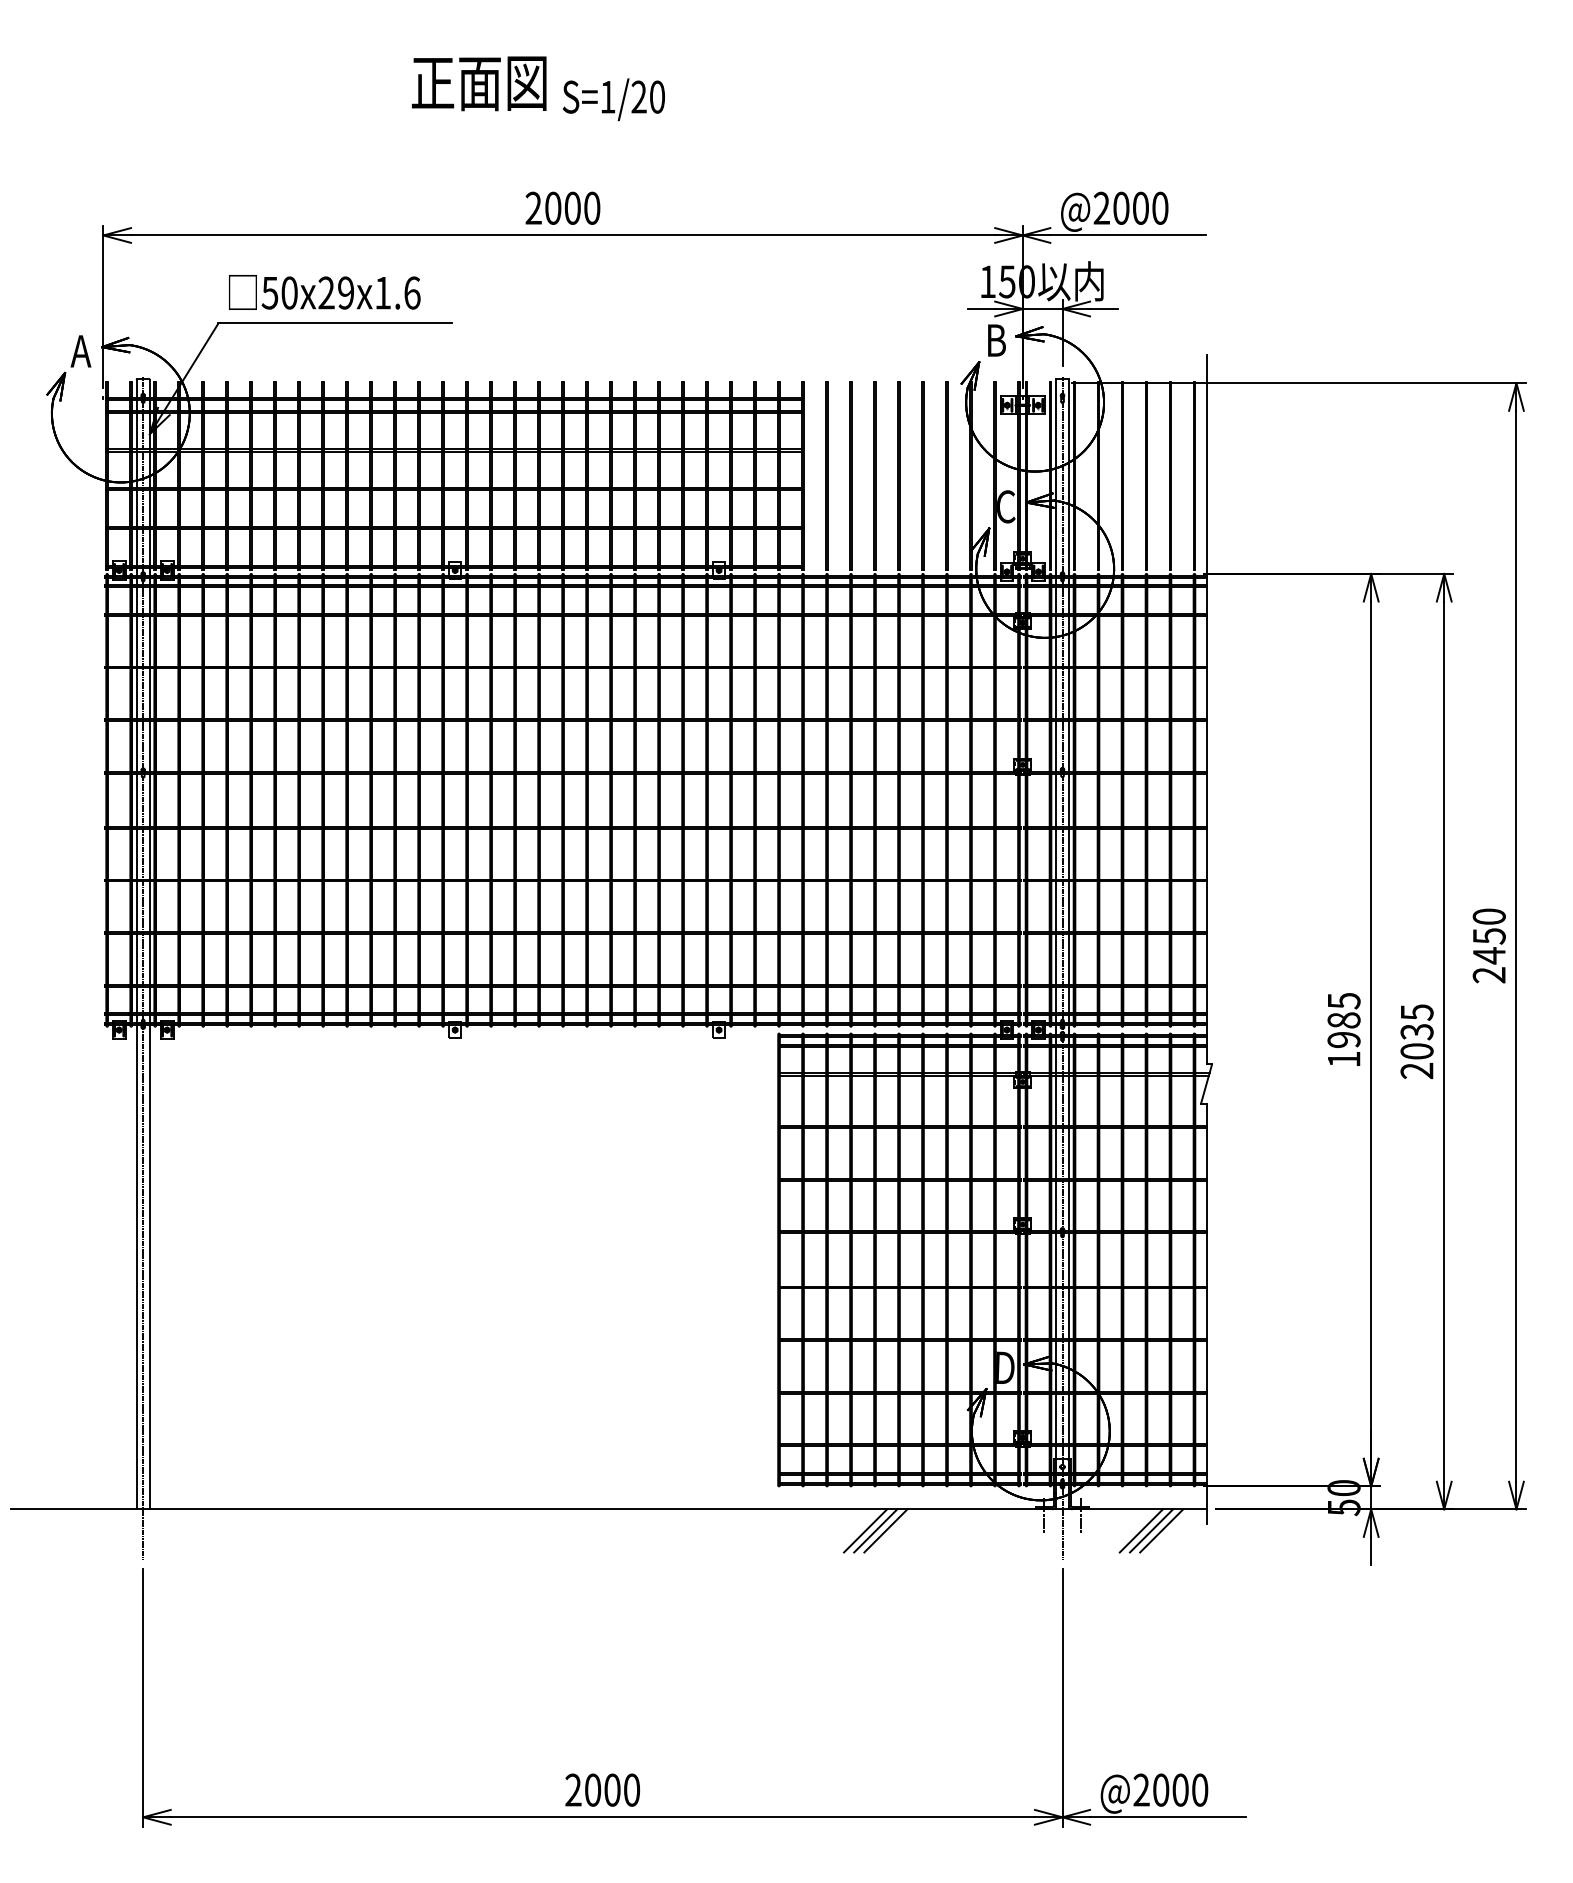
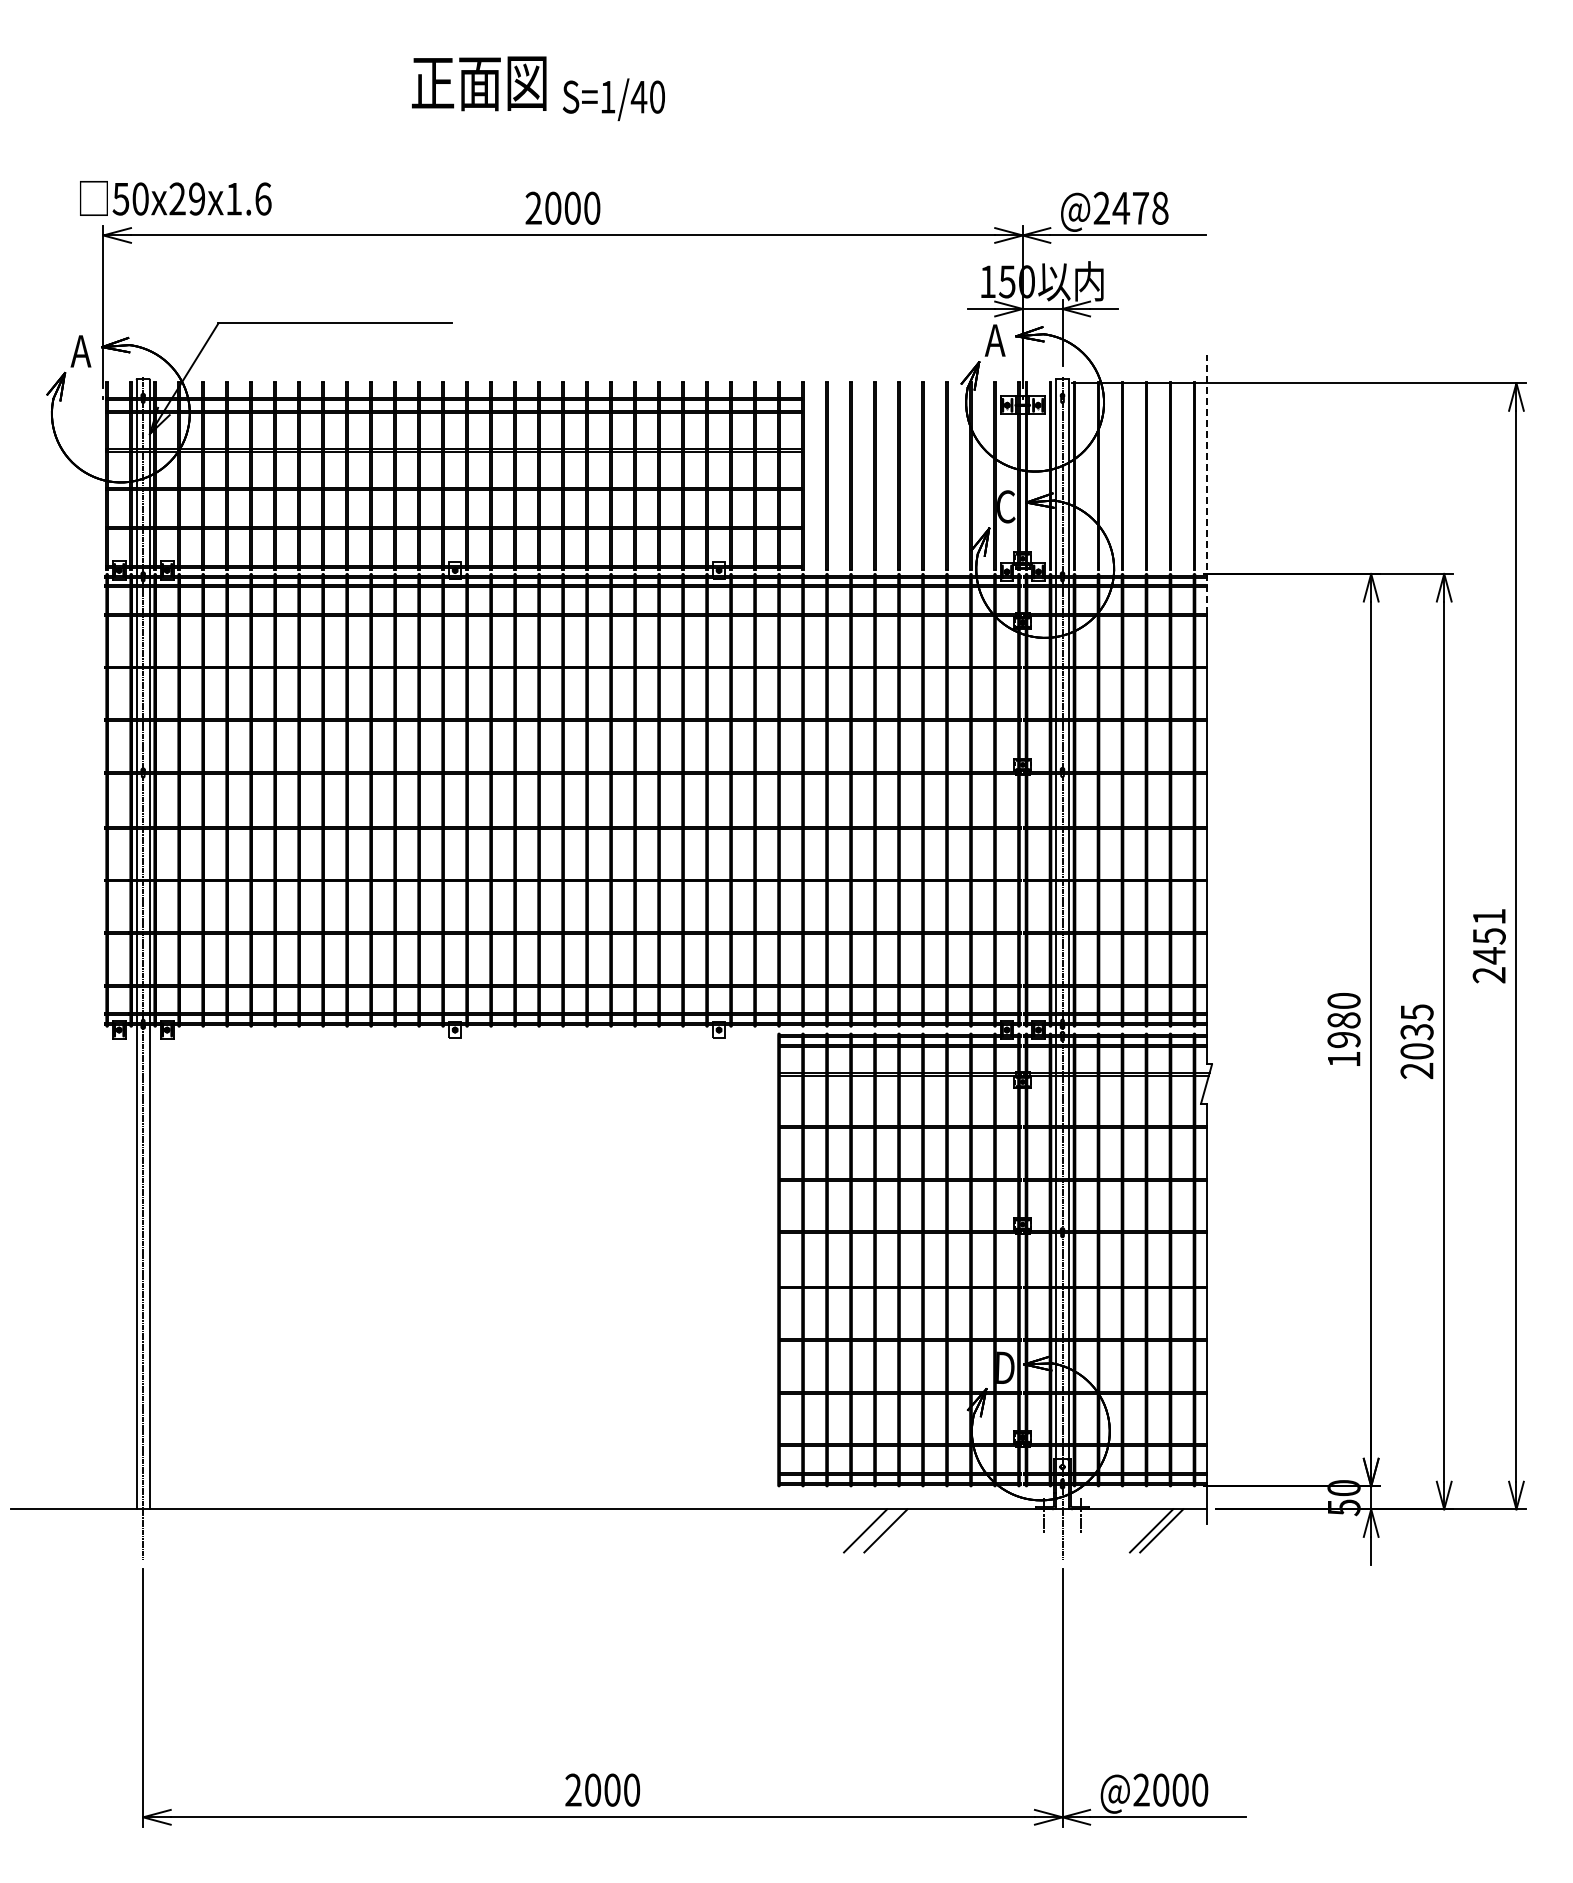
text: S=1/20 -> S=1/40 (638, 96)
text: @2000 -> @2478 (1140, 207)
text position: (324, 292) -> (175, 198) (175, 198)
text: B -> A (994, 340)
line: solid -> dashed (1206, 484)
text: 2450 -> 2451 (1488, 916)
text: 1985 -> 1980 (1343, 1001)
line: present -> none (875, 1530)
line: present -> none (1140, 1530)
